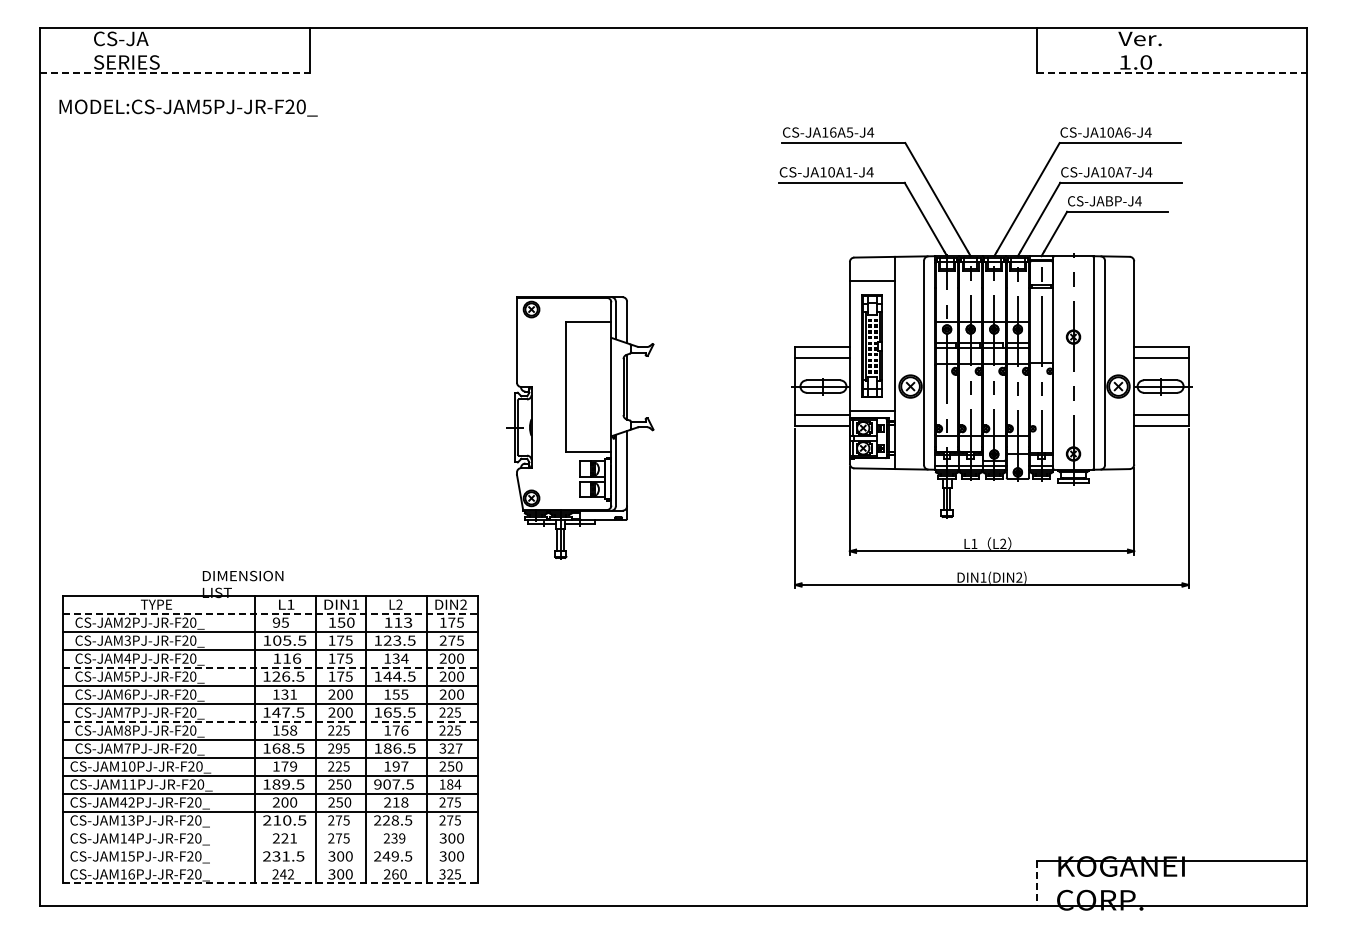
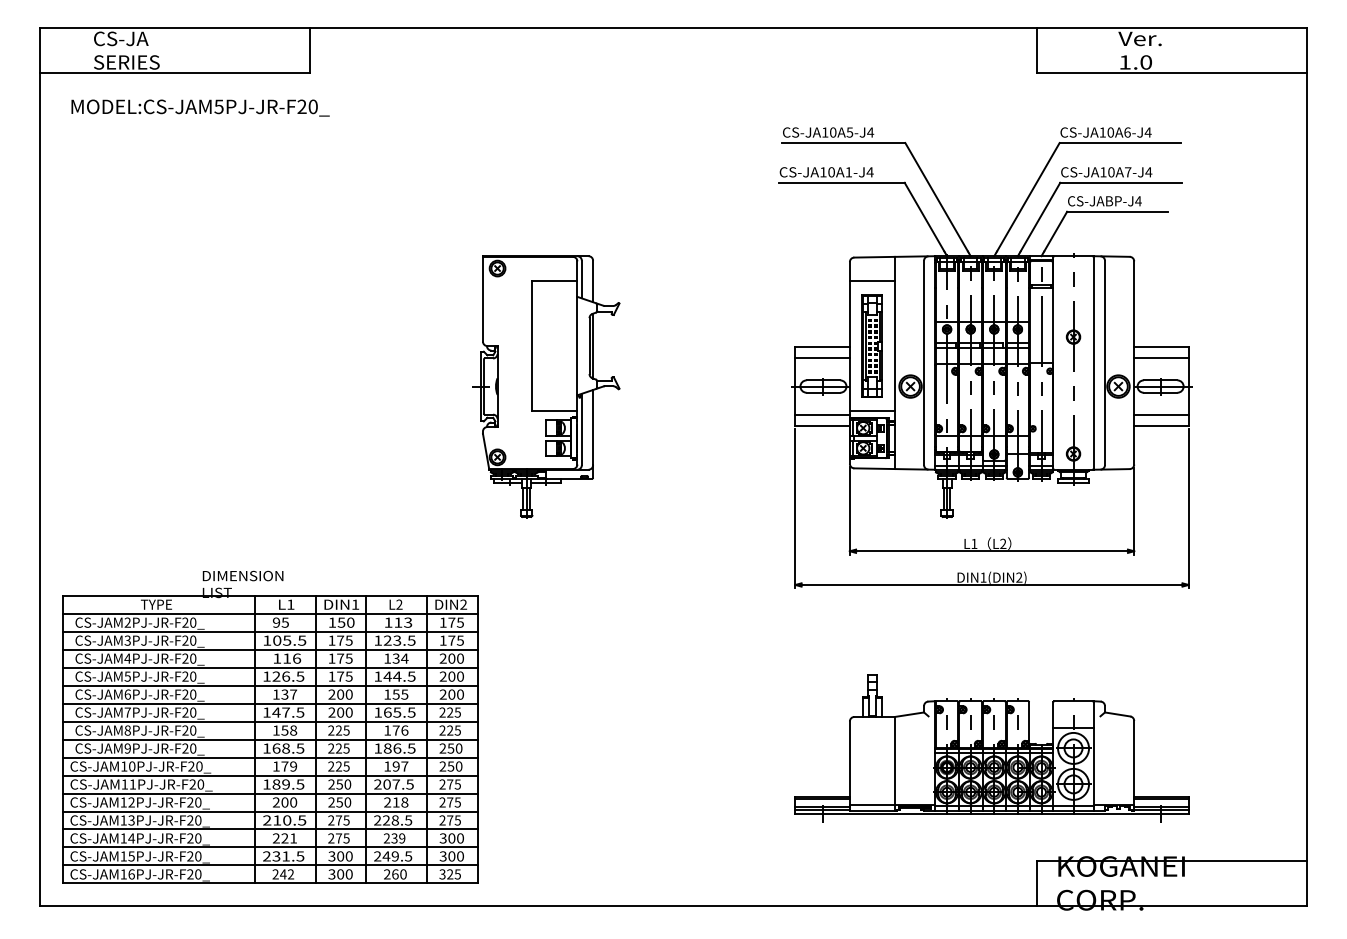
line: dashed -> solid (175, 73)
line: dashed -> solid (1171, 73)
text position: (188, 107) -> (200, 107) (200, 107)
text: CS-JA16A5-J4 -> CS-JA10A5-J4 (833, 132)
part position: (580, 427) -> (546, 386) (546, 386)
line: dashed -> solid (270, 613)
text: 275 -> 175 (442, 640)
line: dashed -> solid (270, 667)
text: 131 -> 137 (293, 694)
line: dashed -> solid (270, 721)
text: CS-JAM7PJ-JR-F20_ -> CS-JAM9PJ-JR-F20_ (127, 748)
text: 295 -> 225 (338, 748)
text: 327 -> 250 (450, 748)
part: none -> present (991, 748)
text: 907.5 -> 207.5 (377, 784)
text: 184 -> 275 (450, 784)
text: CS-JAM42PJ-JR-F20_ -> CS-JAM12PJ-JR-F20_ (123, 802)
line: none -> present (269, 829)
line: none -> present (269, 847)
line: none -> present (269, 865)
line: dashed -> solid (270, 883)
line: dashed -> solid (1036, 883)
